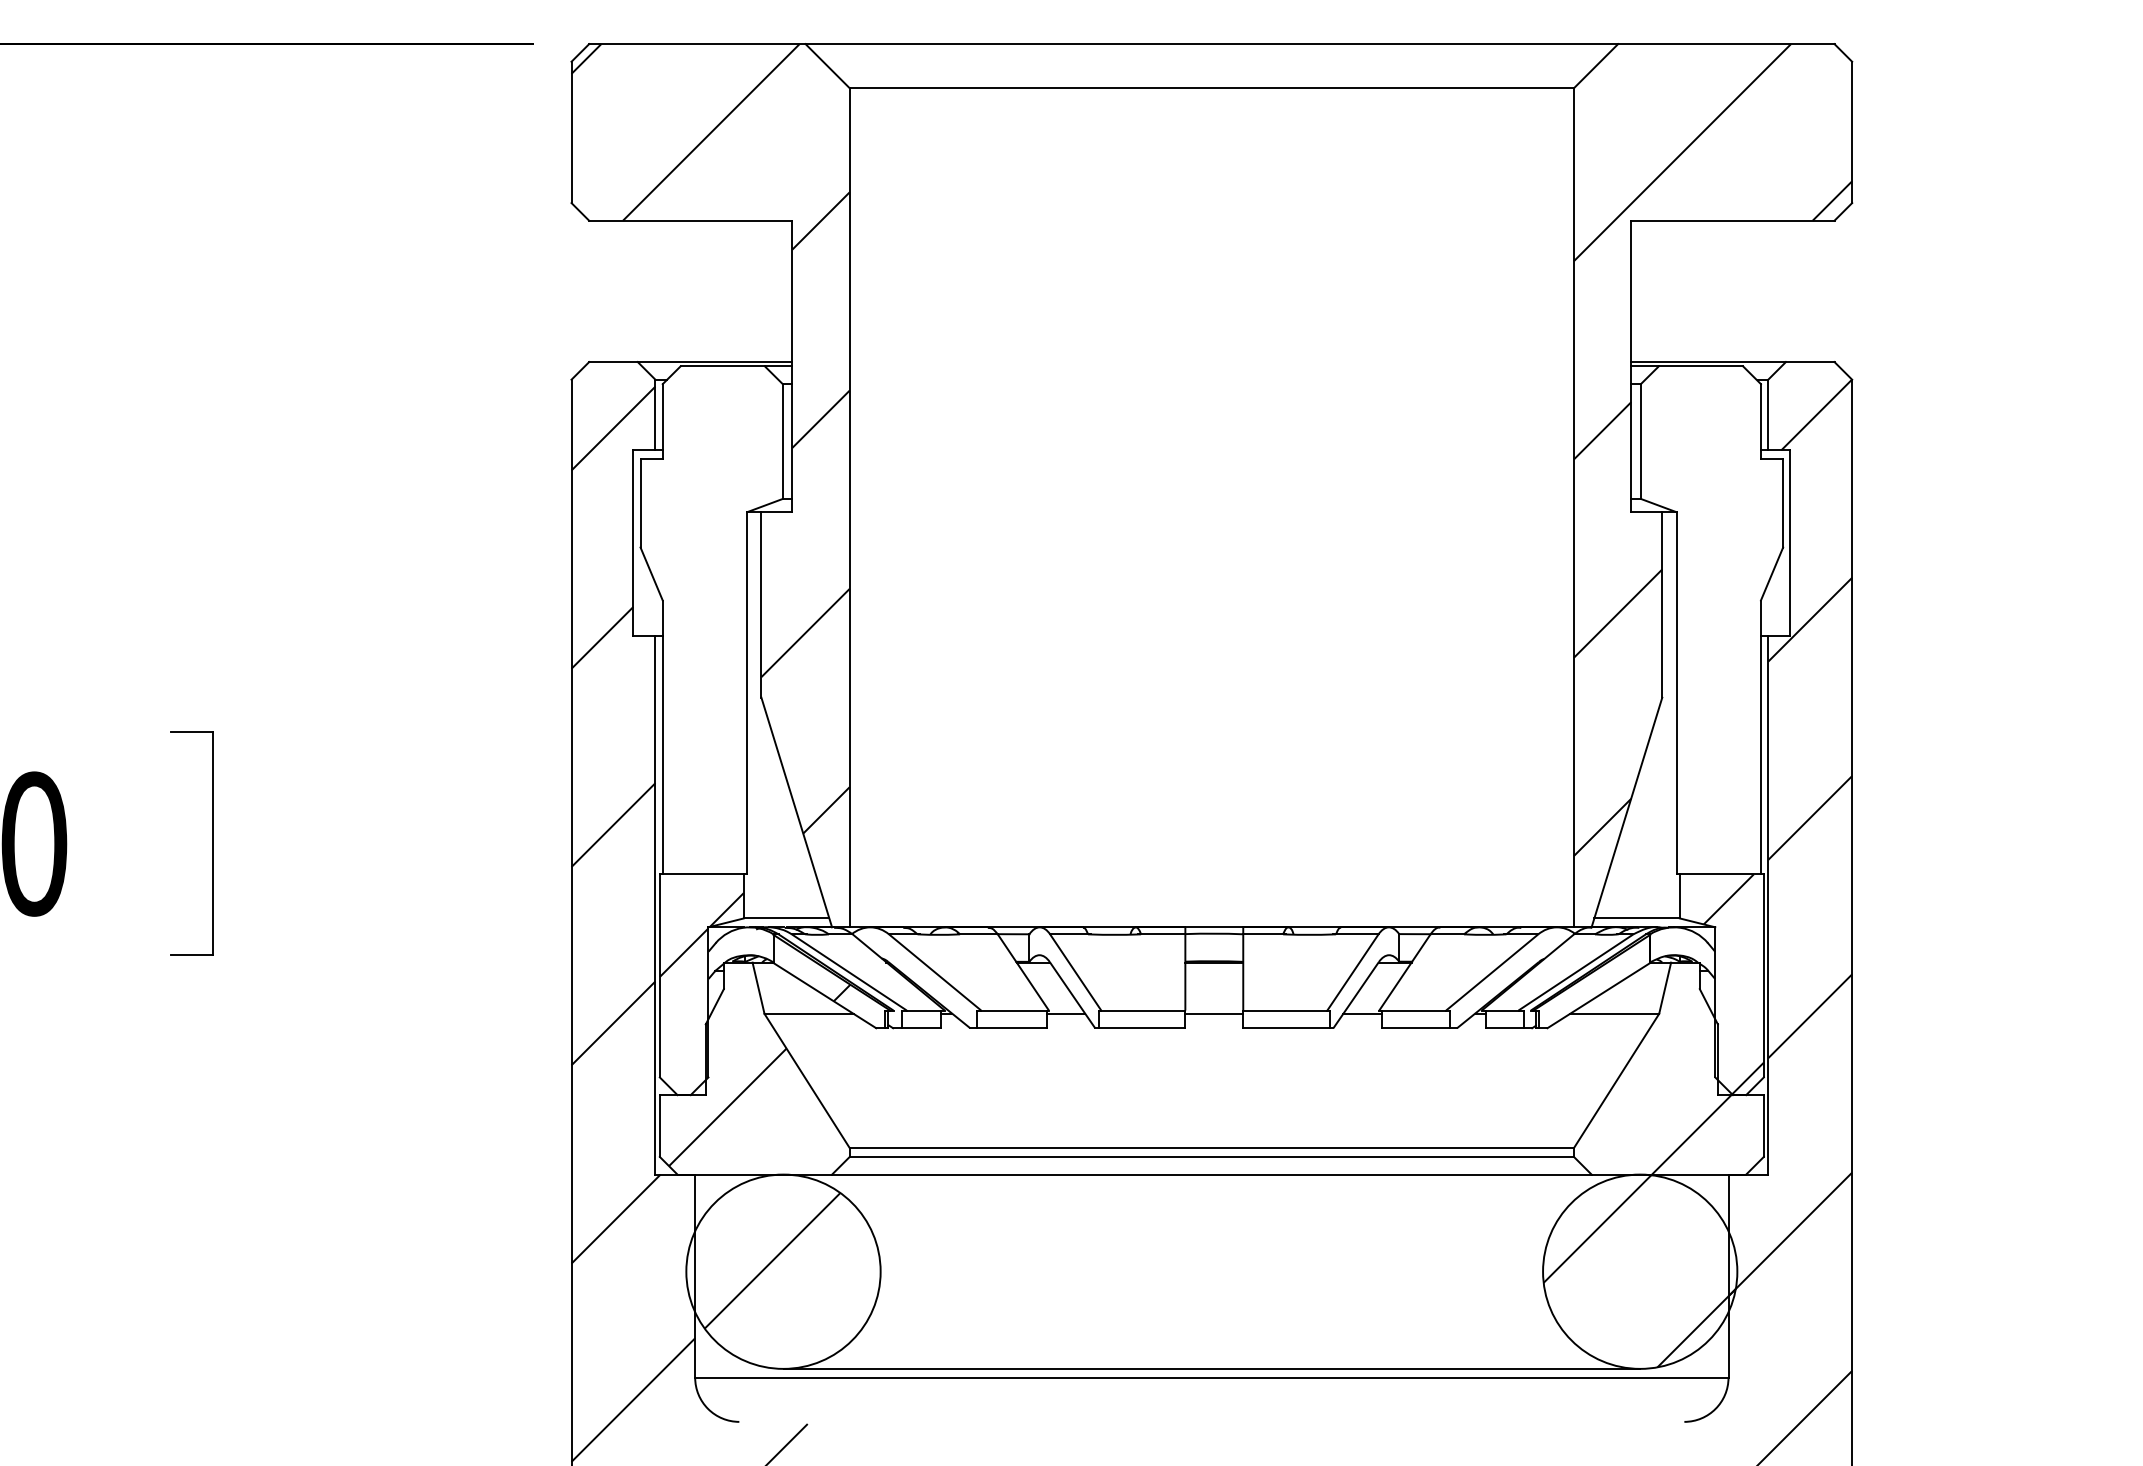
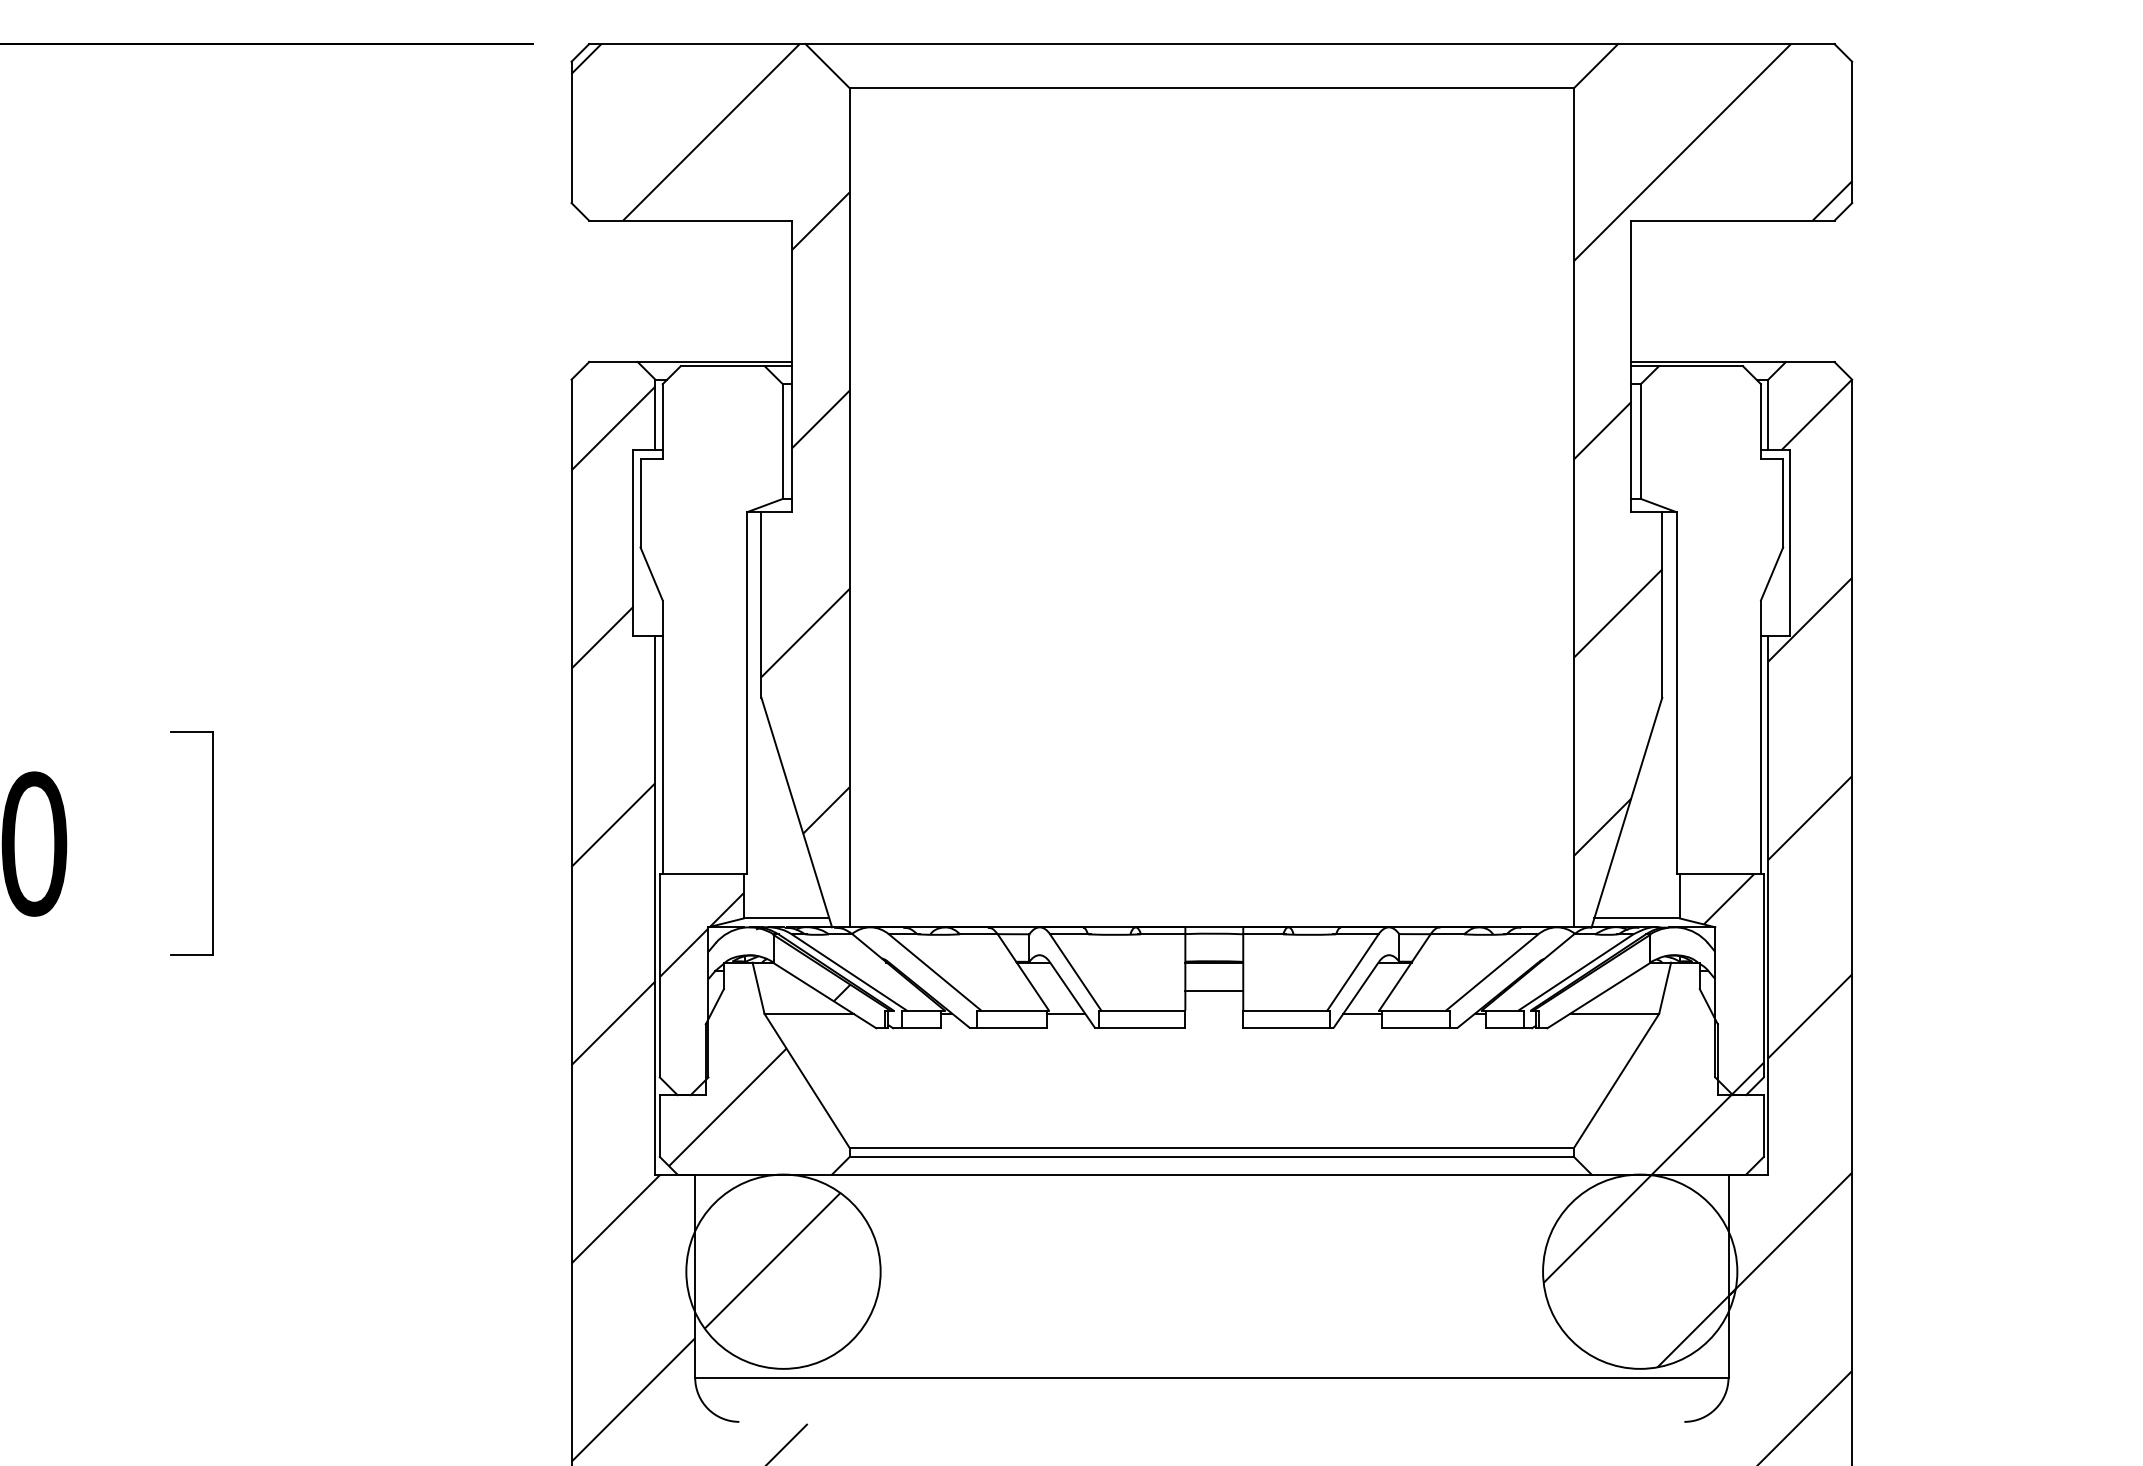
line position: (1214, 1013) -> (1214, 990) (1214, 990)
line: present -> none (1211, 1368)
